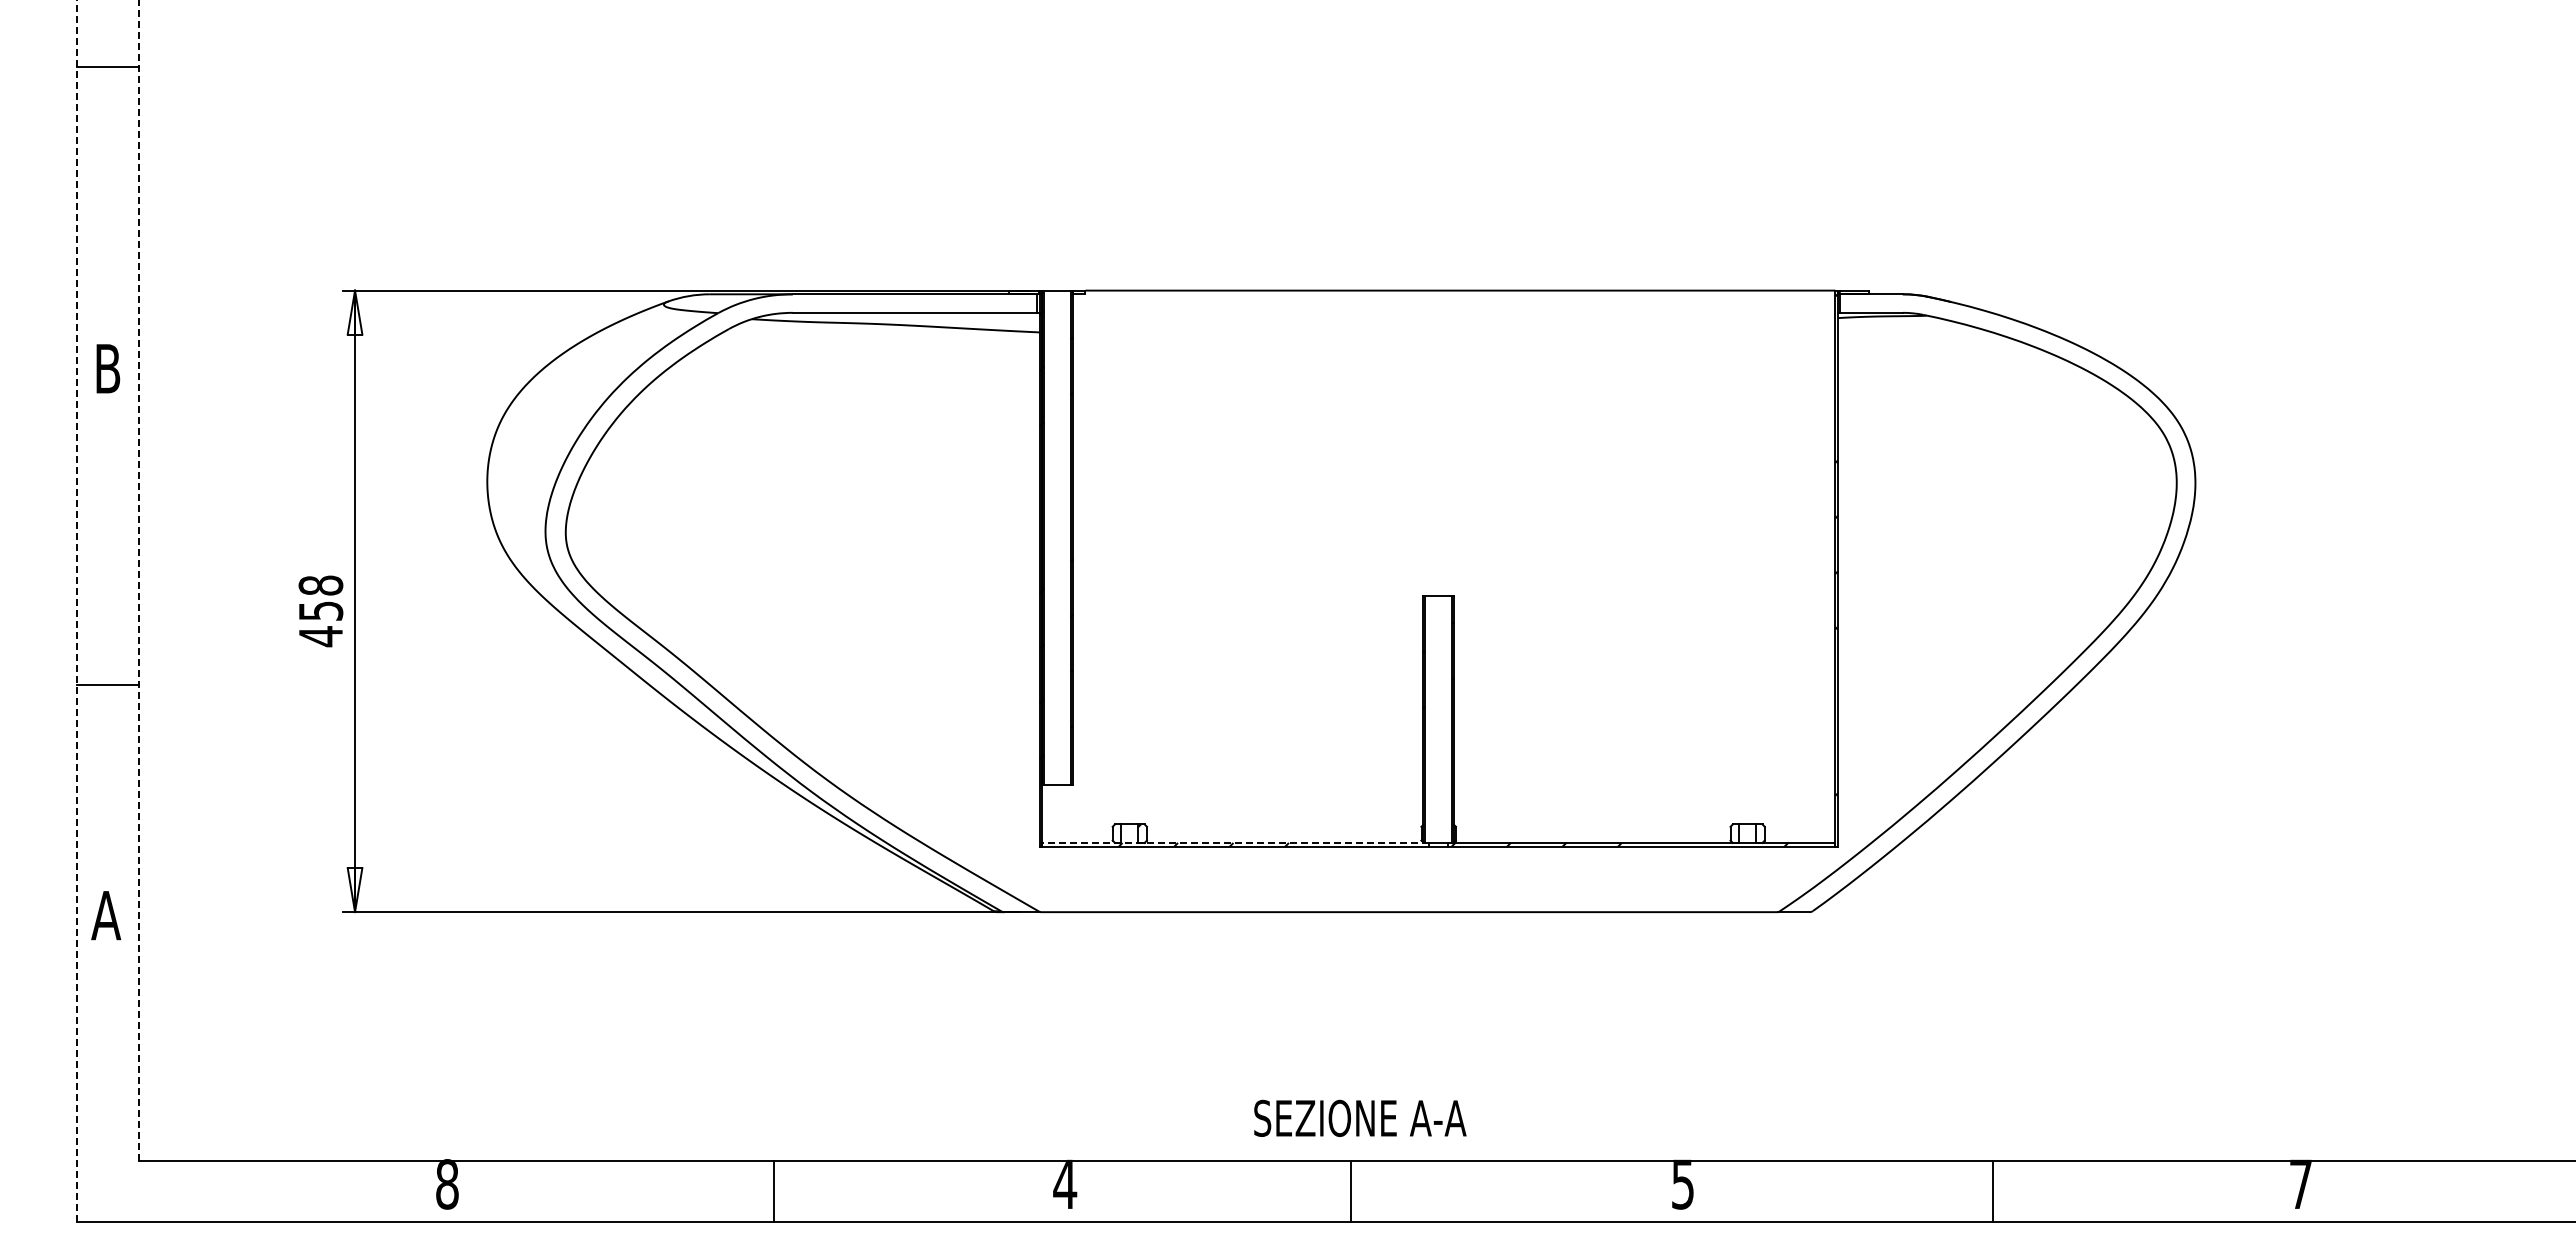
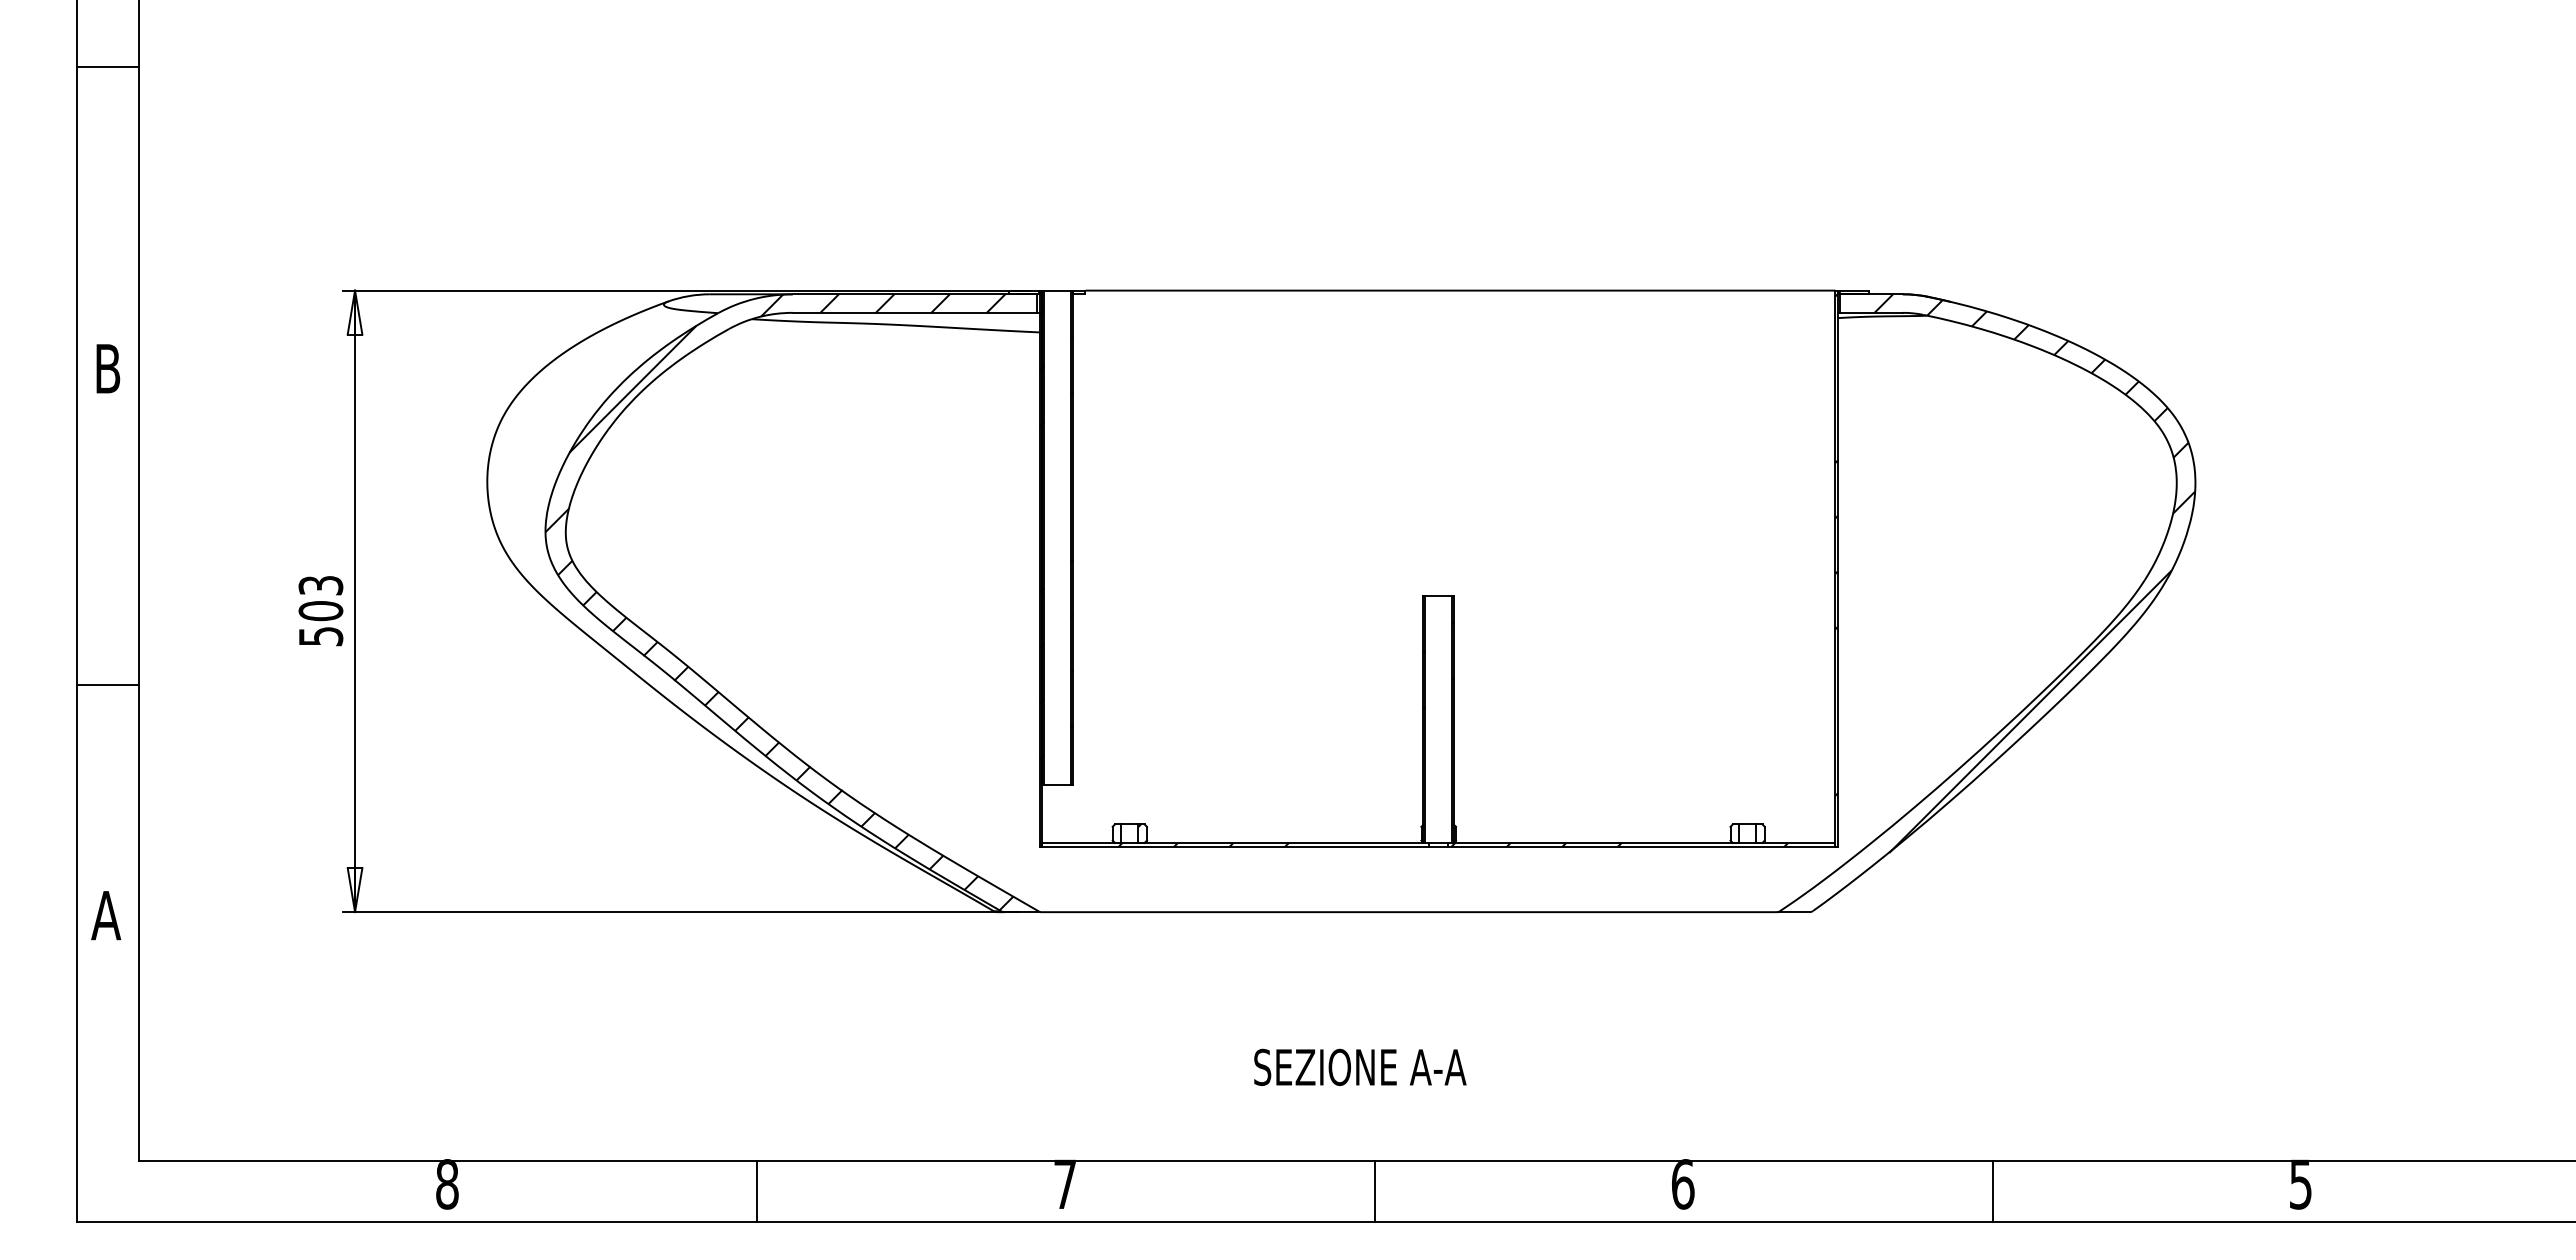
hatch: none -> present (2034, 573)
line: dashed -> solid (139, 580)
hatch: none -> present (779, 602)
line: dashed -> solid (77, 611)
text: 458 -> 503 (320, 611)
line: dashed -> solid (1235, 842)
text position: (1360, 1117) -> (1360, 1066) (1360, 1066)
text: 4 -> 7 (1065, 1183)
text: 5 -> 6 (1683, 1184)
text: 7 -> 5 (2300, 1184)
line position: (773, 1191) -> (756, 1191) (756, 1191)
line position: (1350, 1191) -> (1374, 1191) (1374, 1191)
